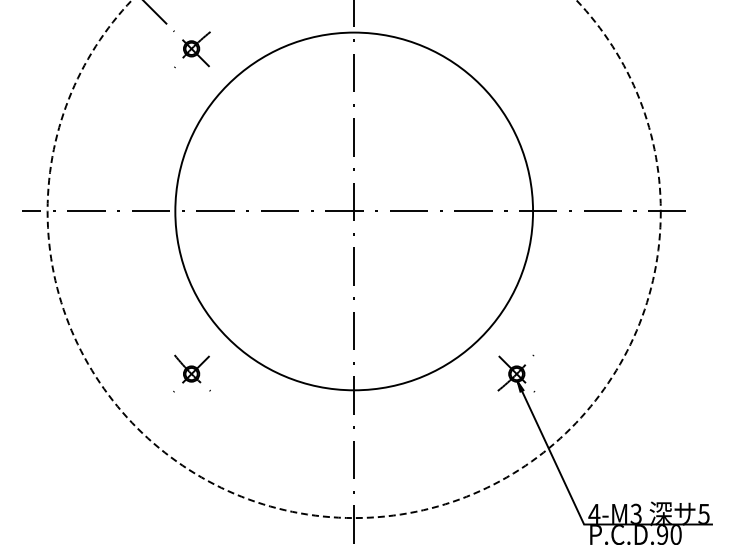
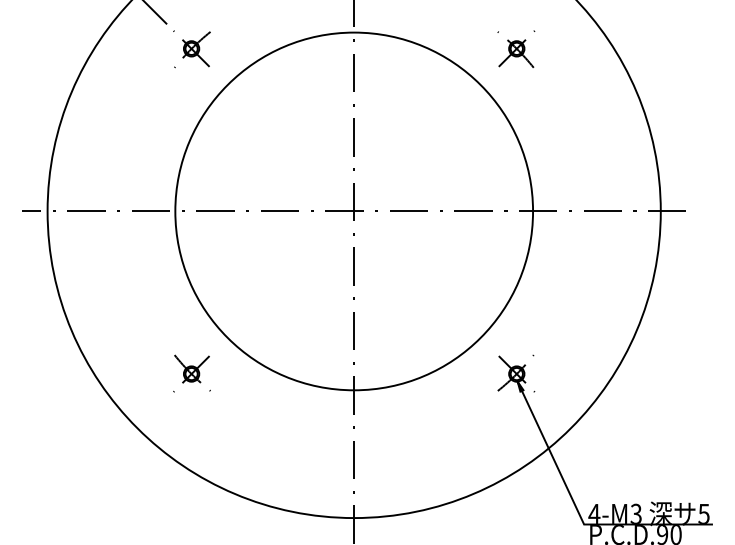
part: none -> present (516, 48)
circle: dashed -> solid (353, 259)
